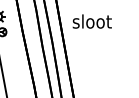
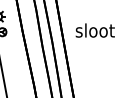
text position: (91, 21) -> (94, 30) (94, 30)
